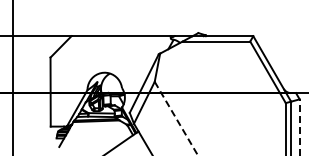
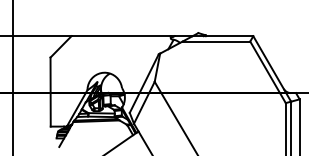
line: dashed -> solid (176, 118)
line: dashed -> solid (299, 127)
